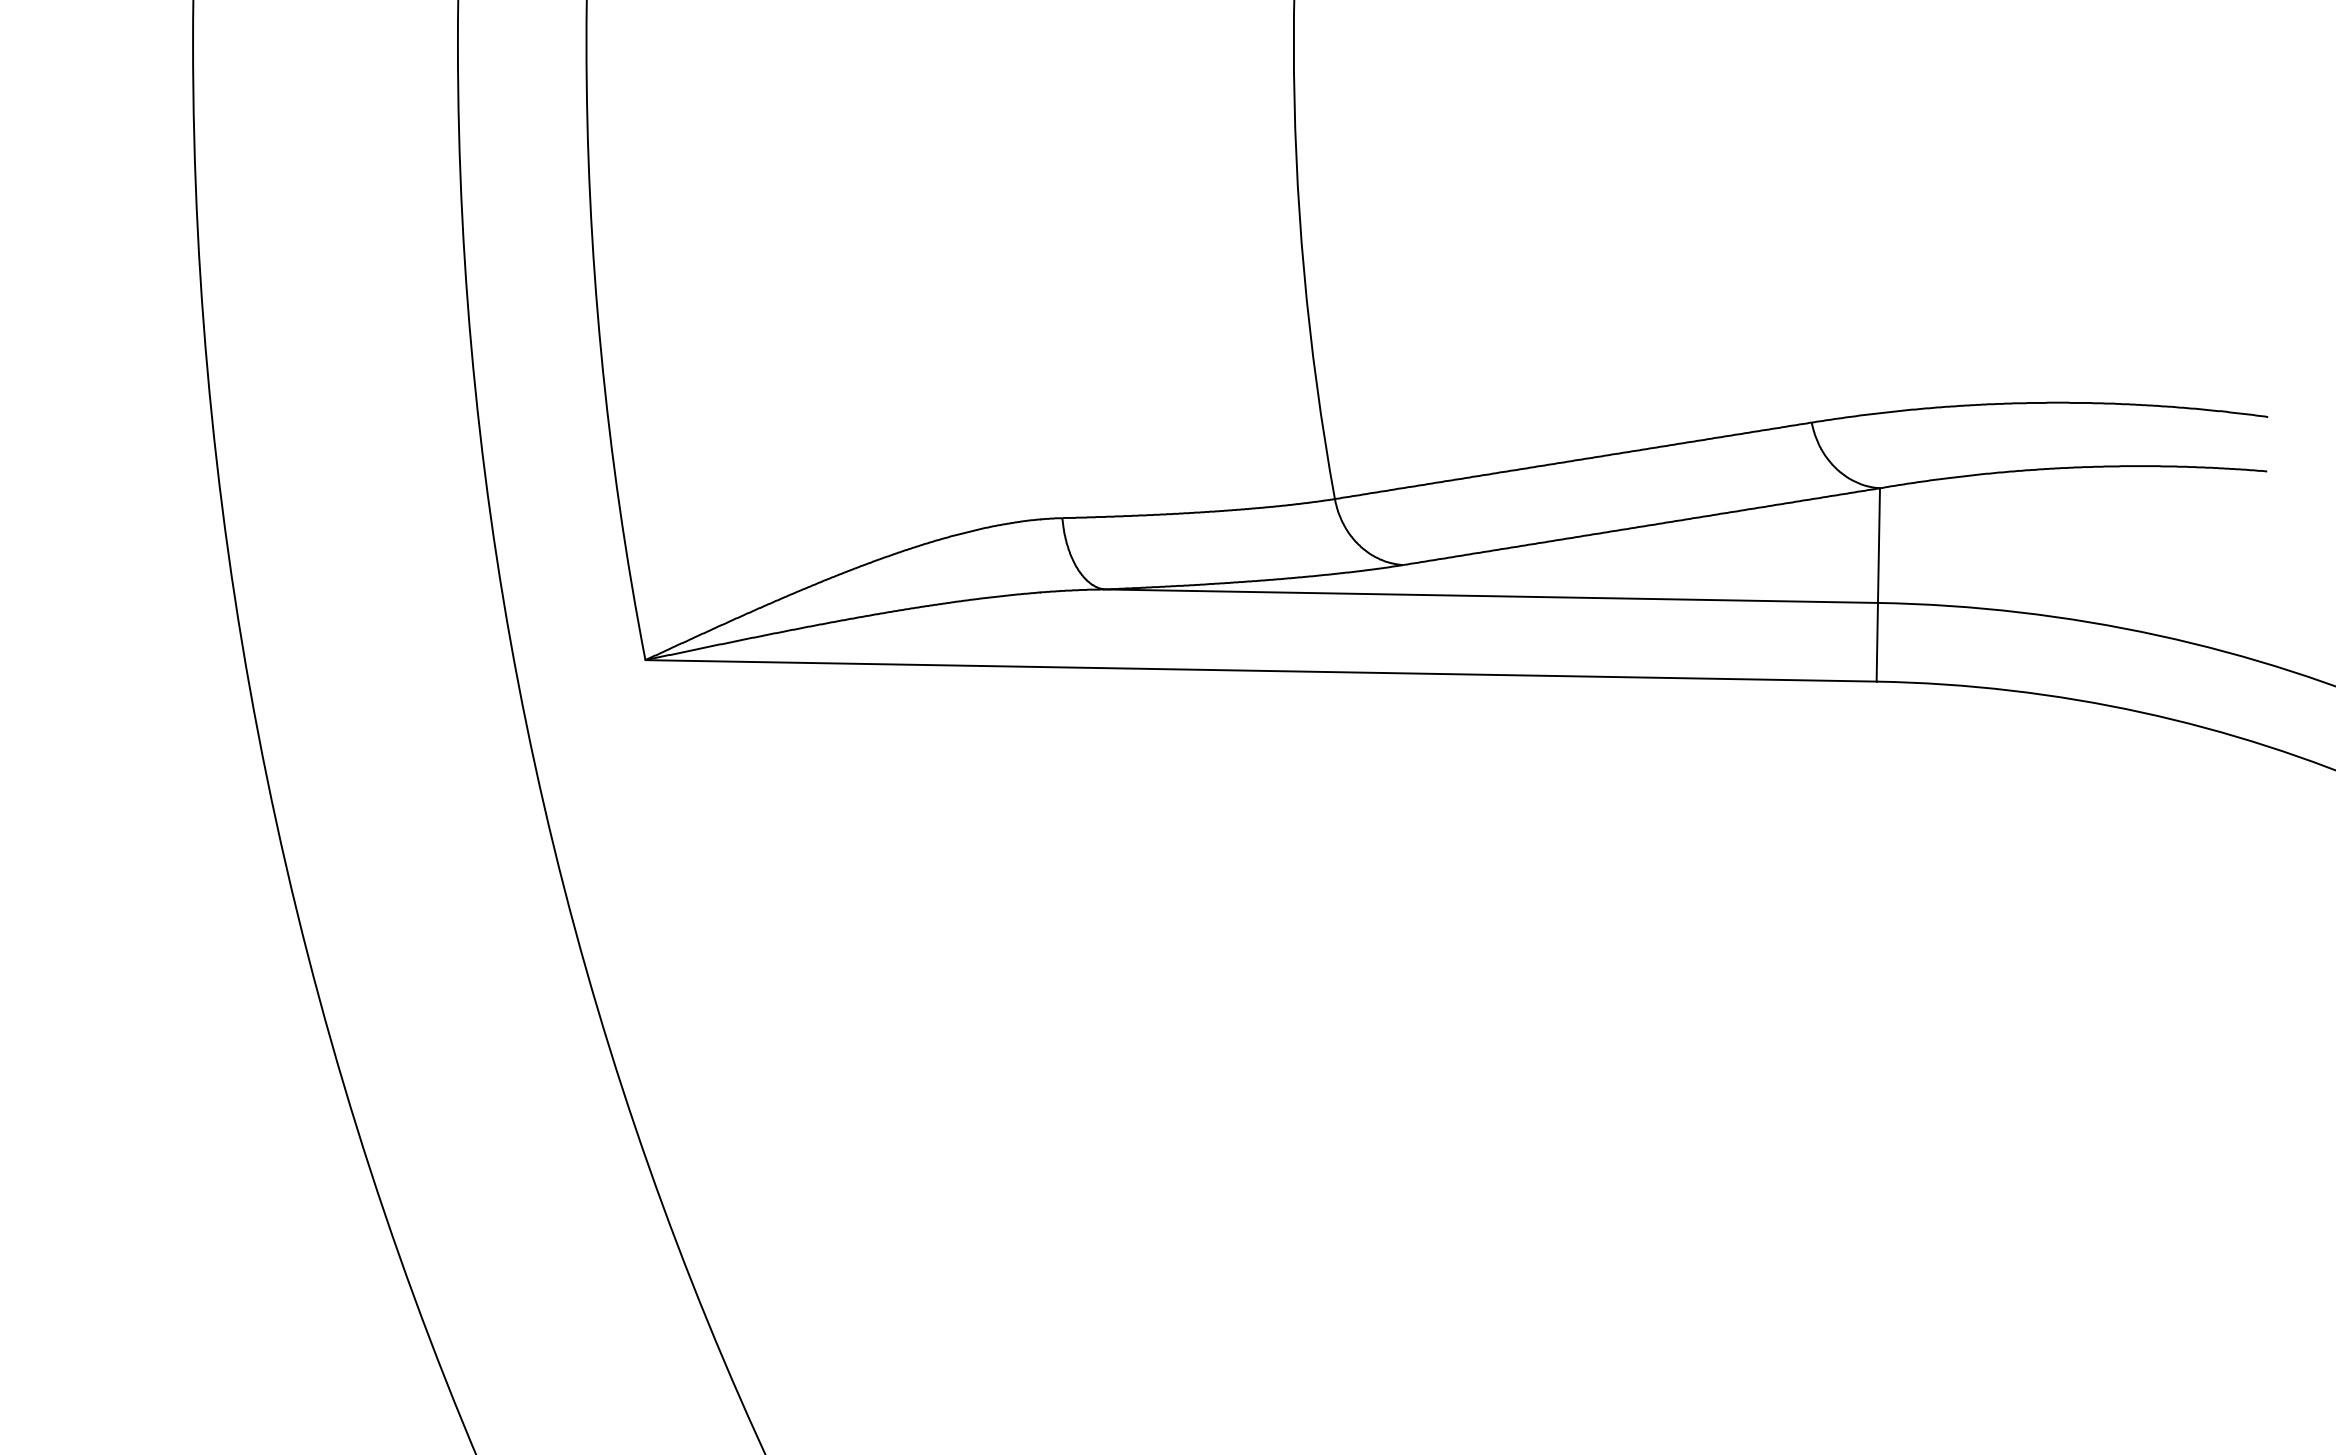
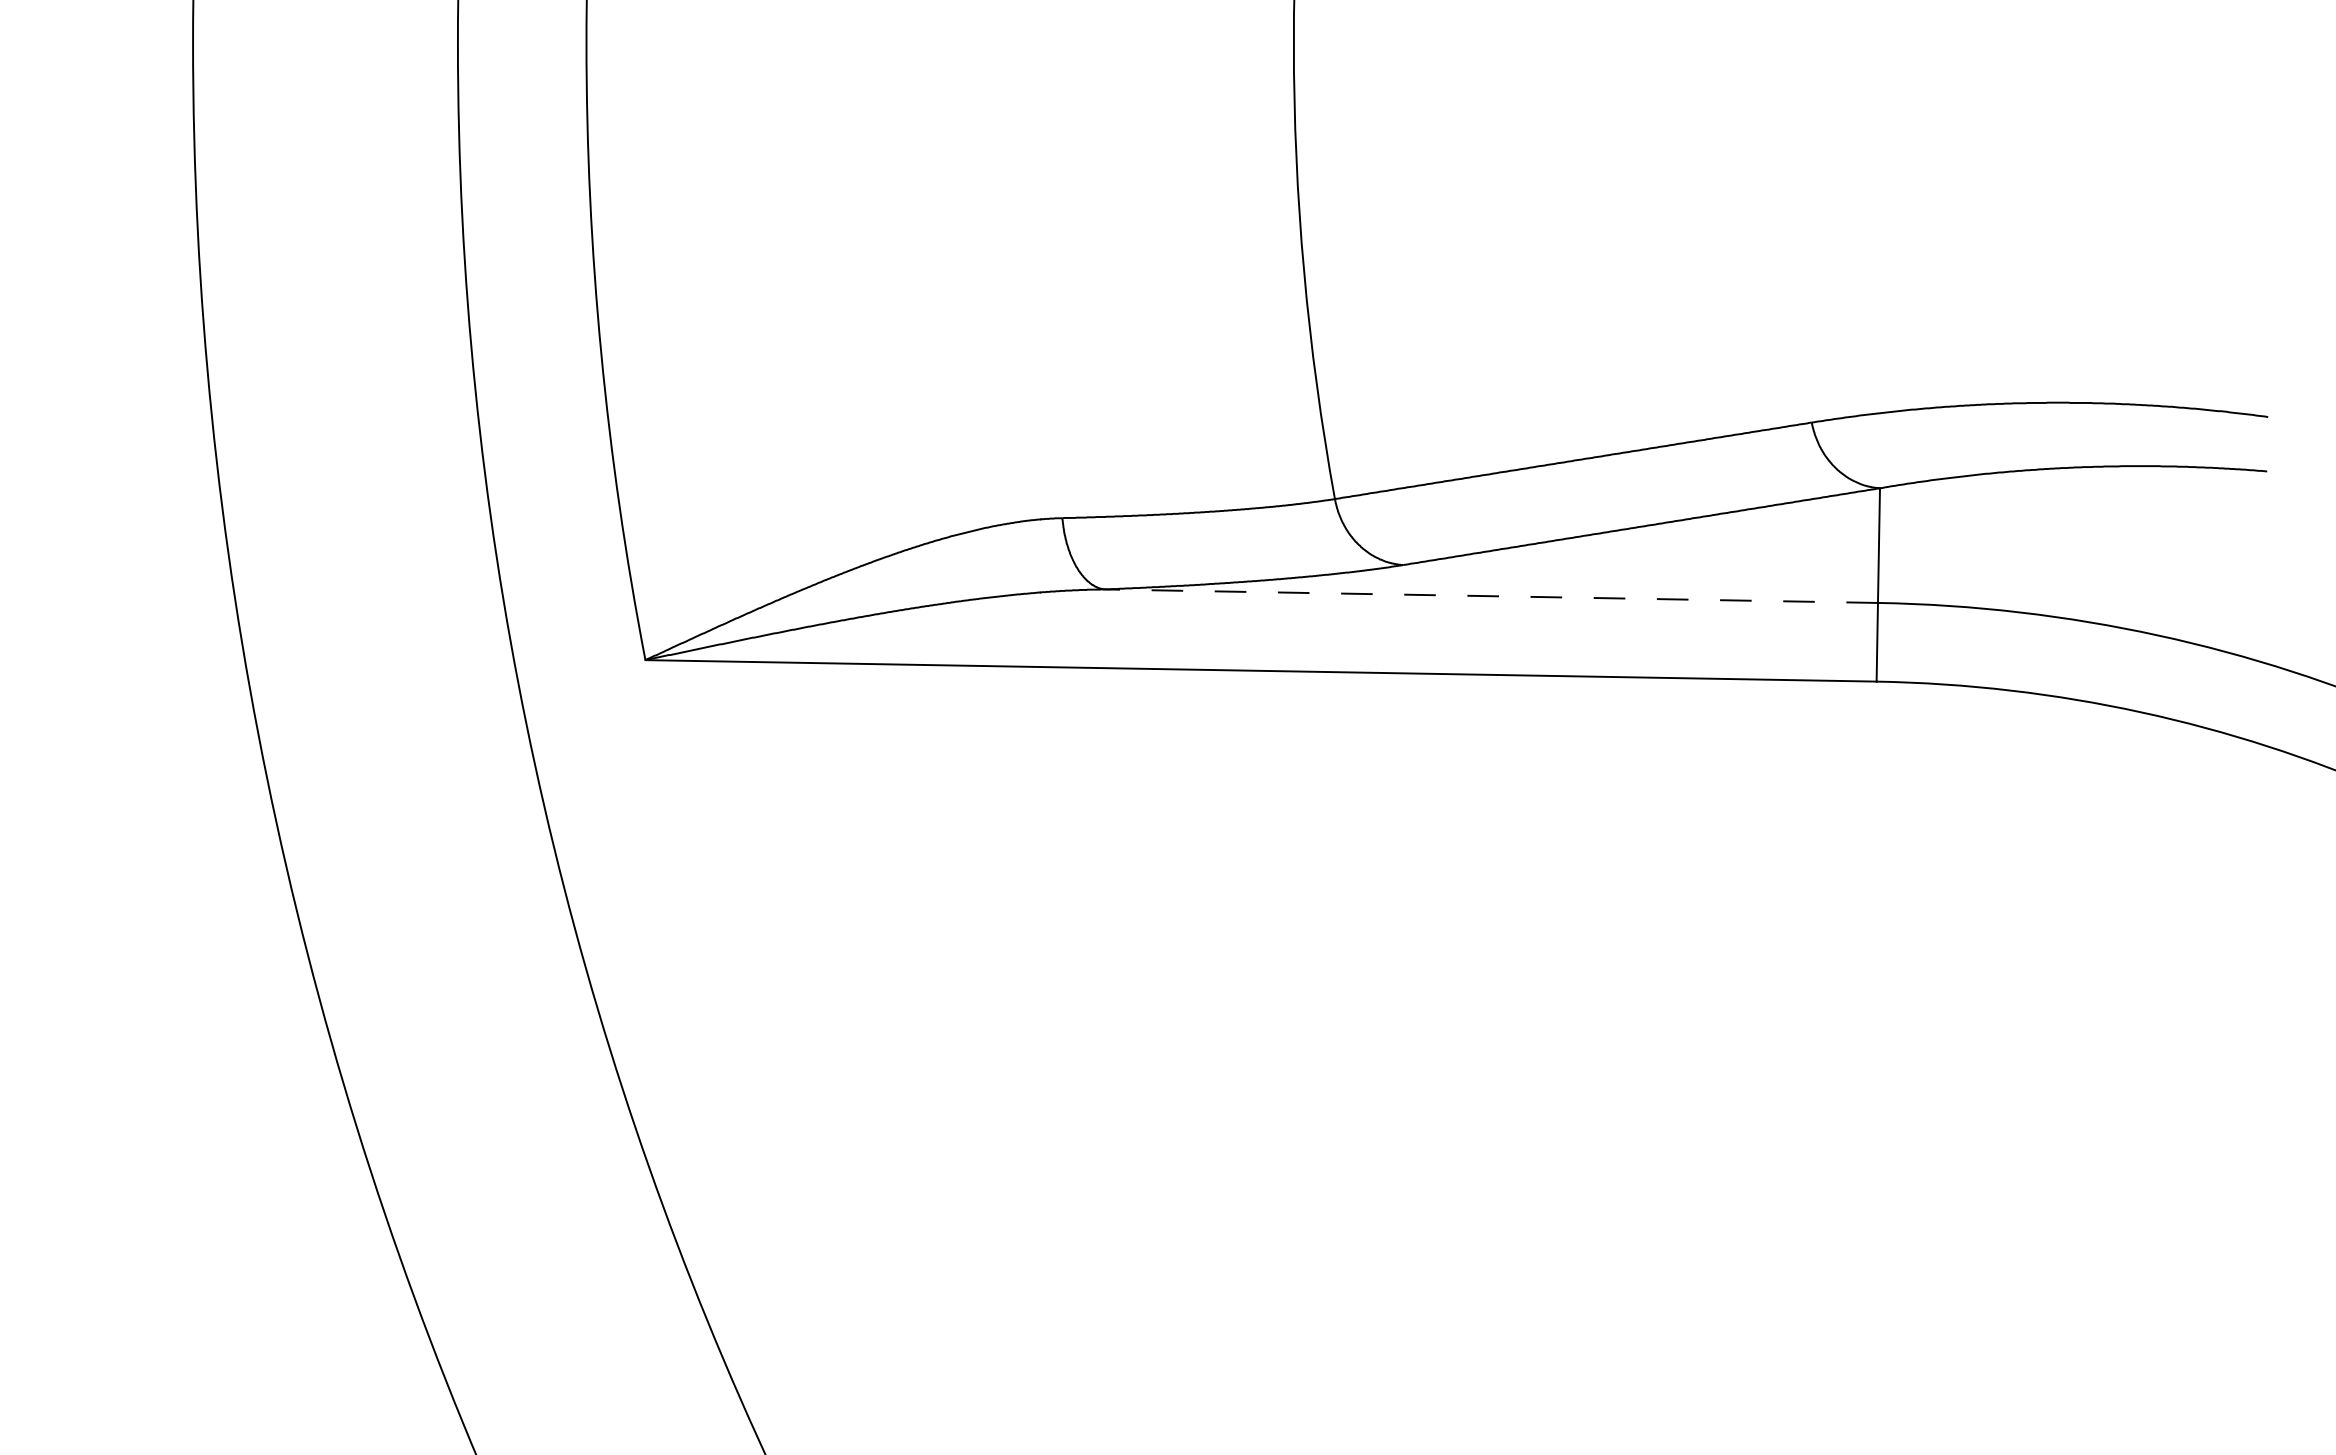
line: solid -> dashed (1490, 596)
